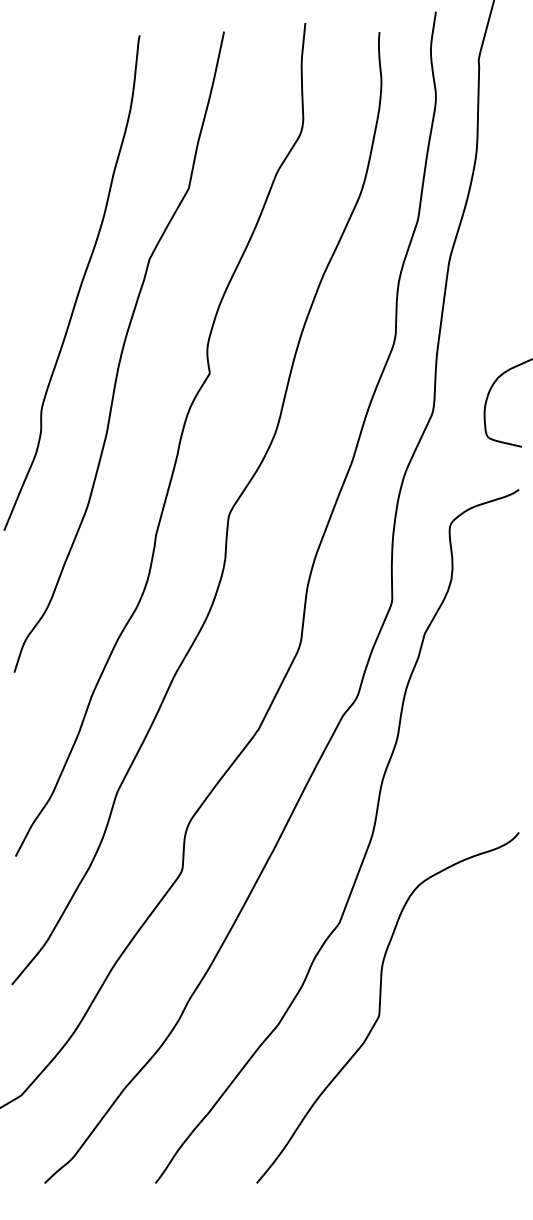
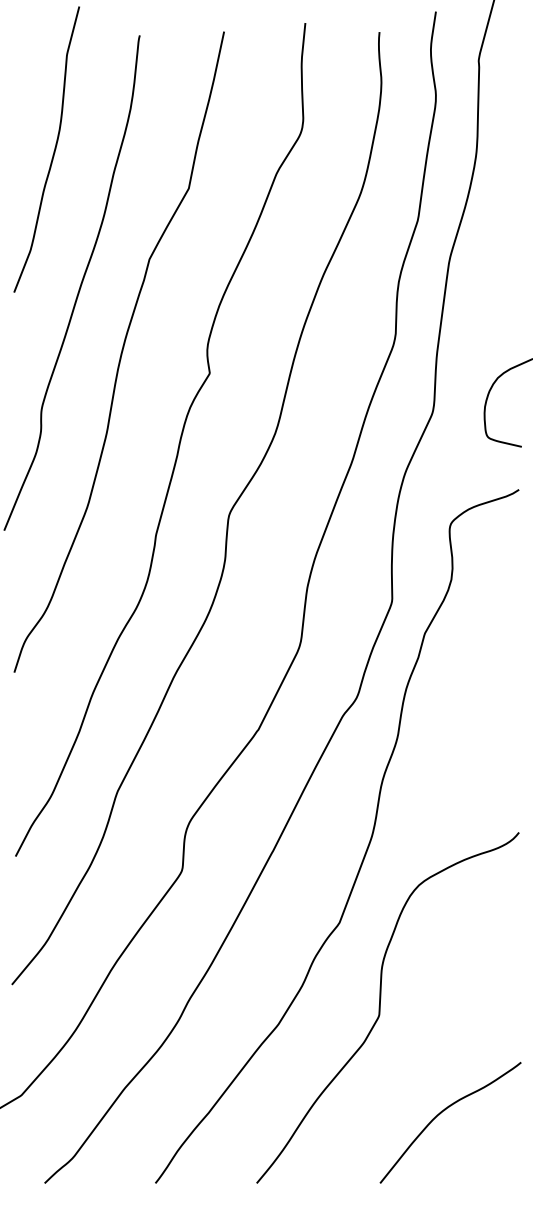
curve: none -> present (53, 151)
curve: none -> present (441, 1113)
